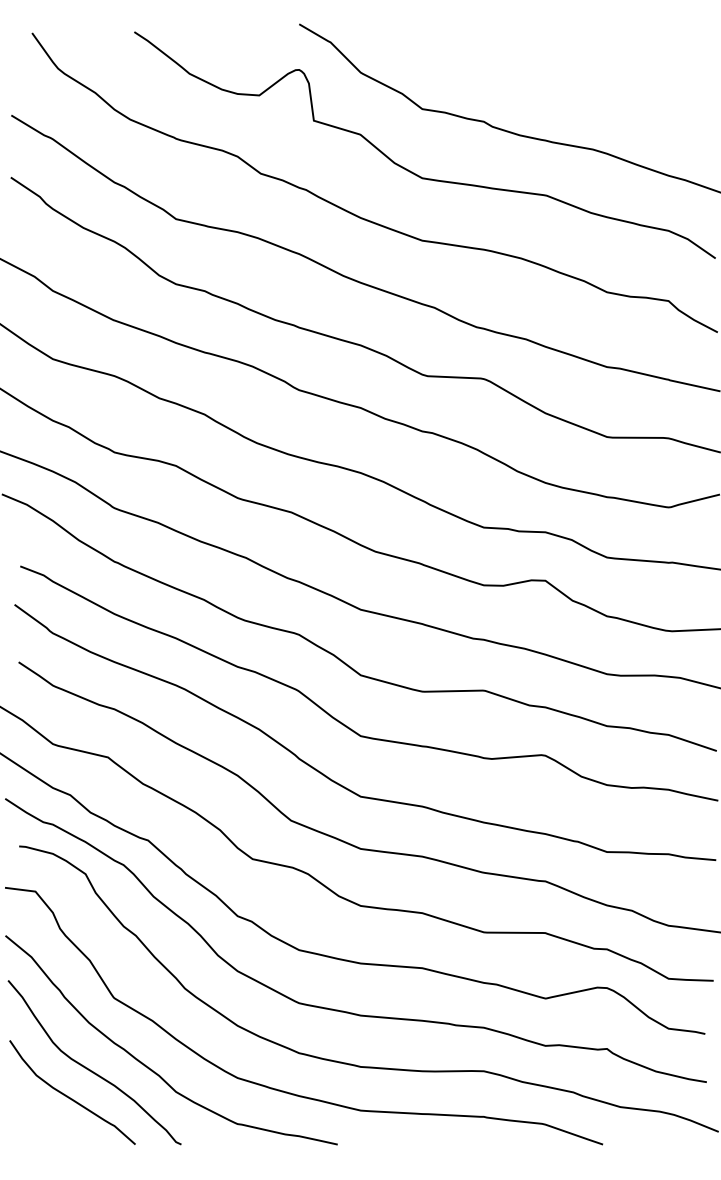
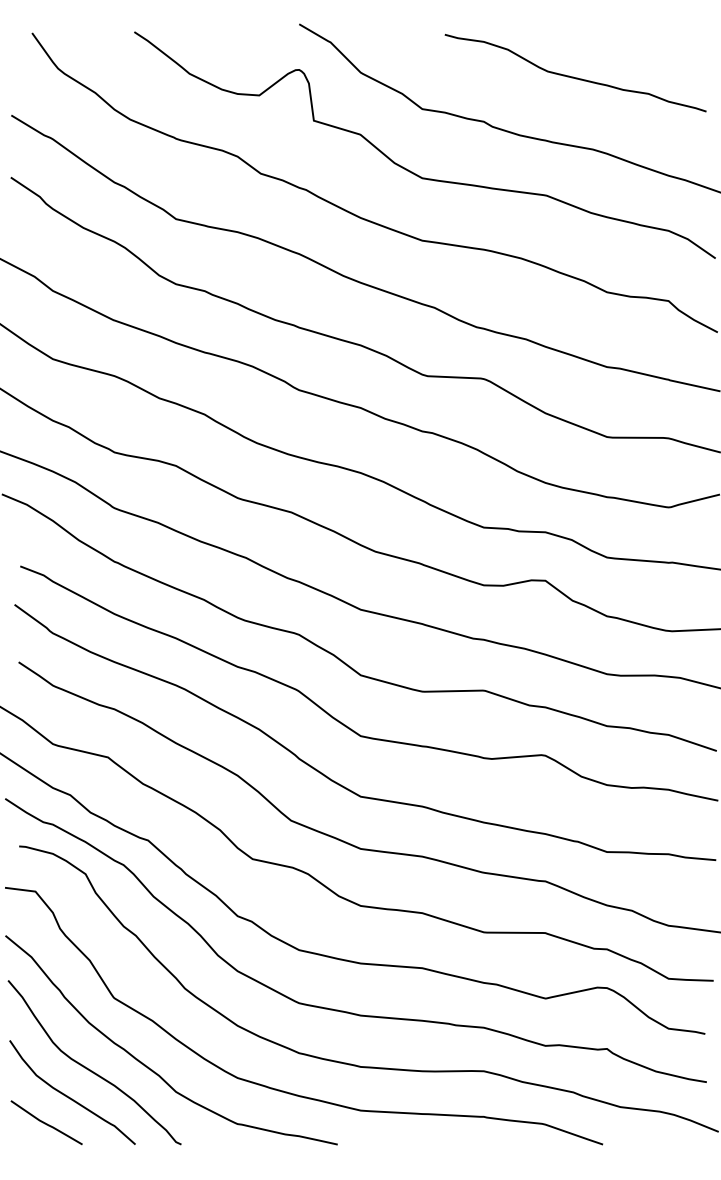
curve: none -> present (573, 76)
curve: none -> present (45, 1122)
